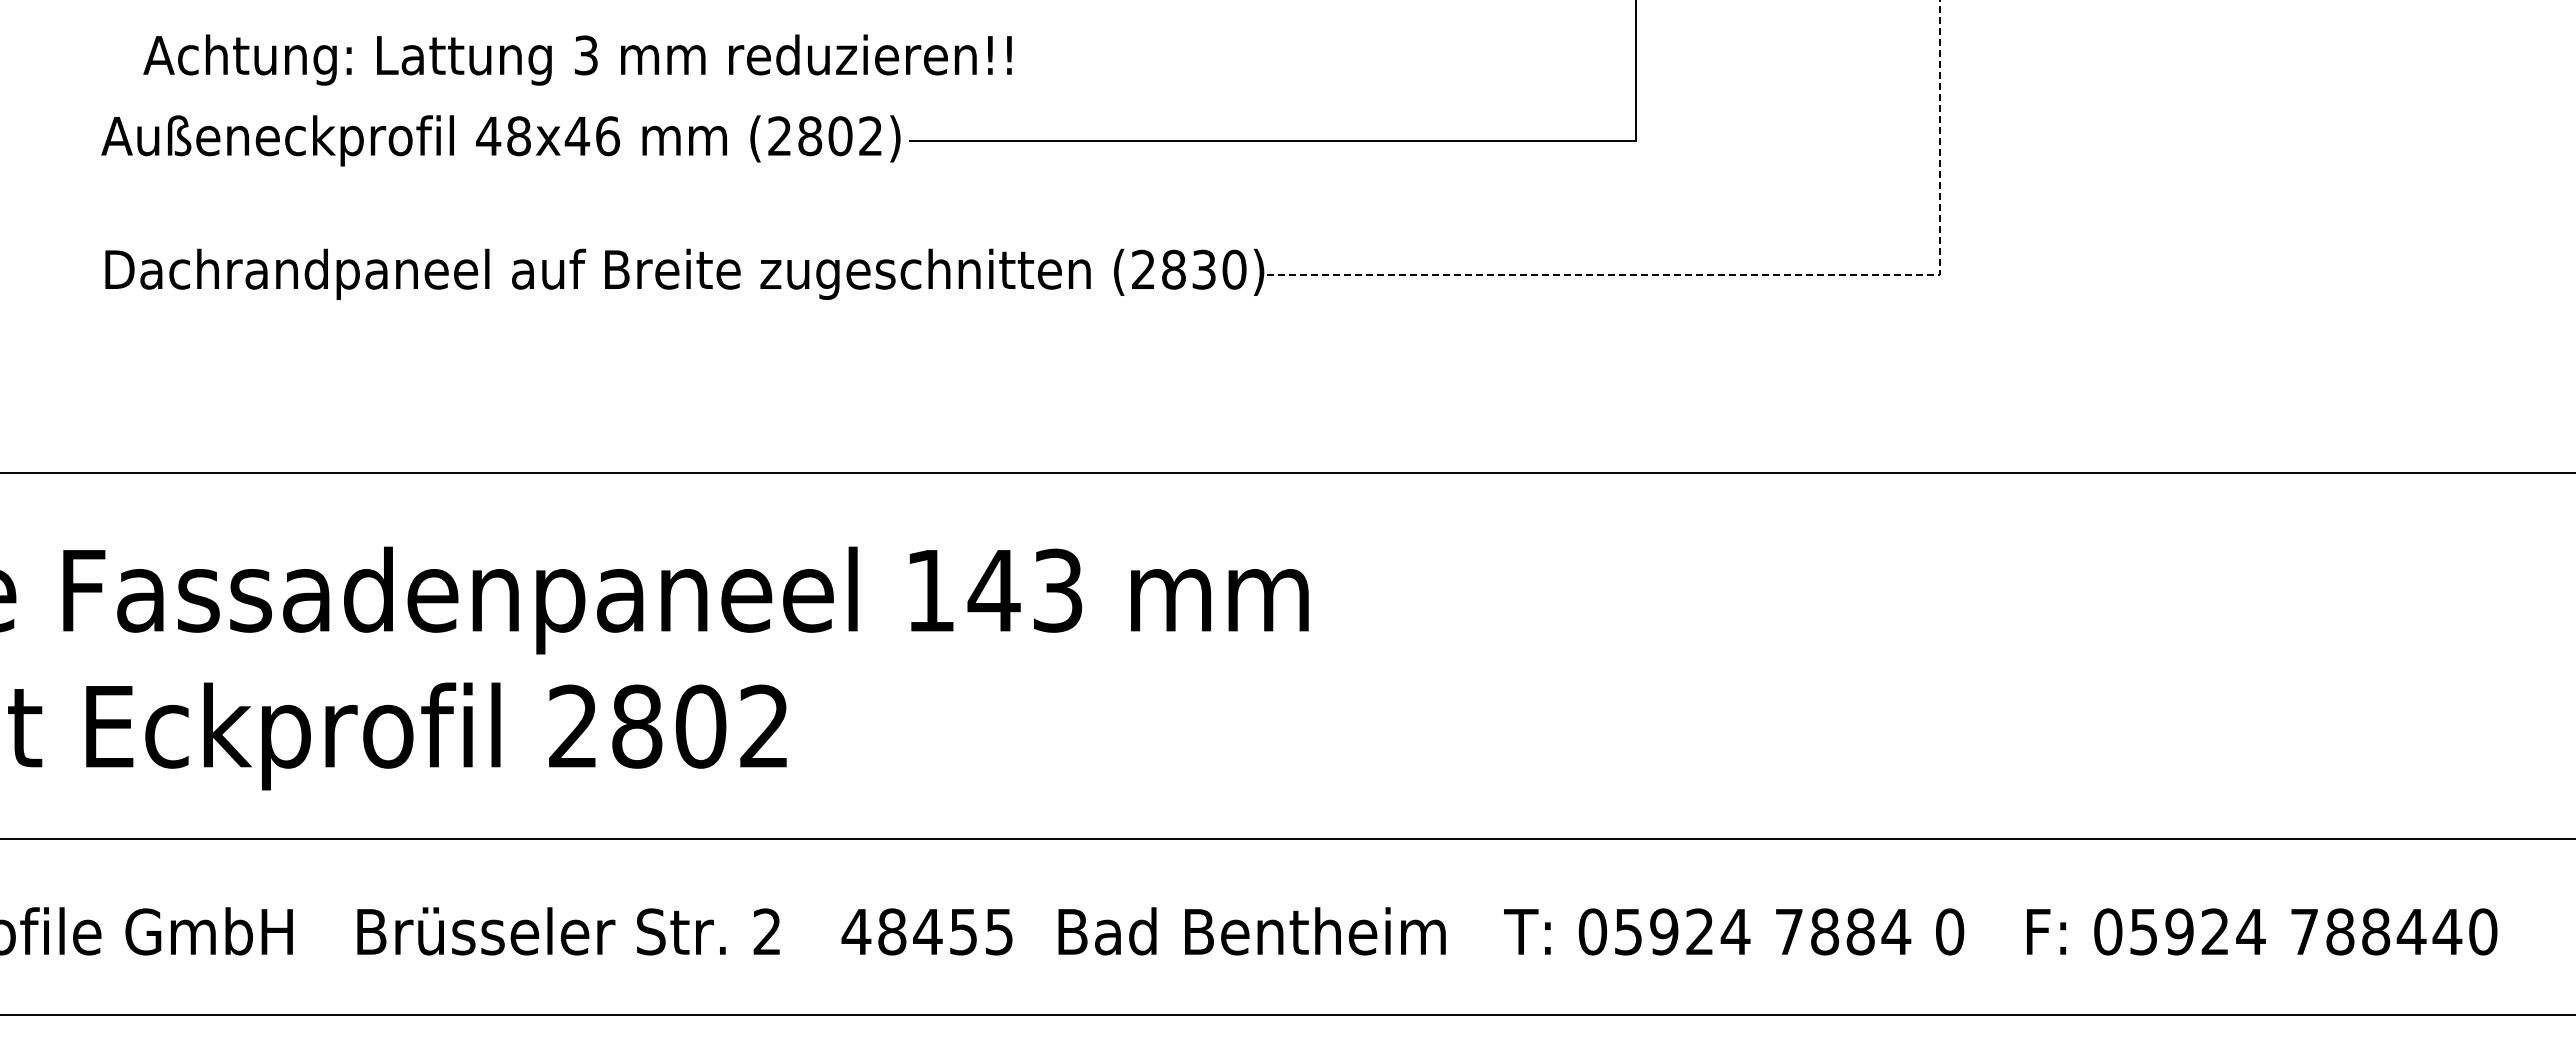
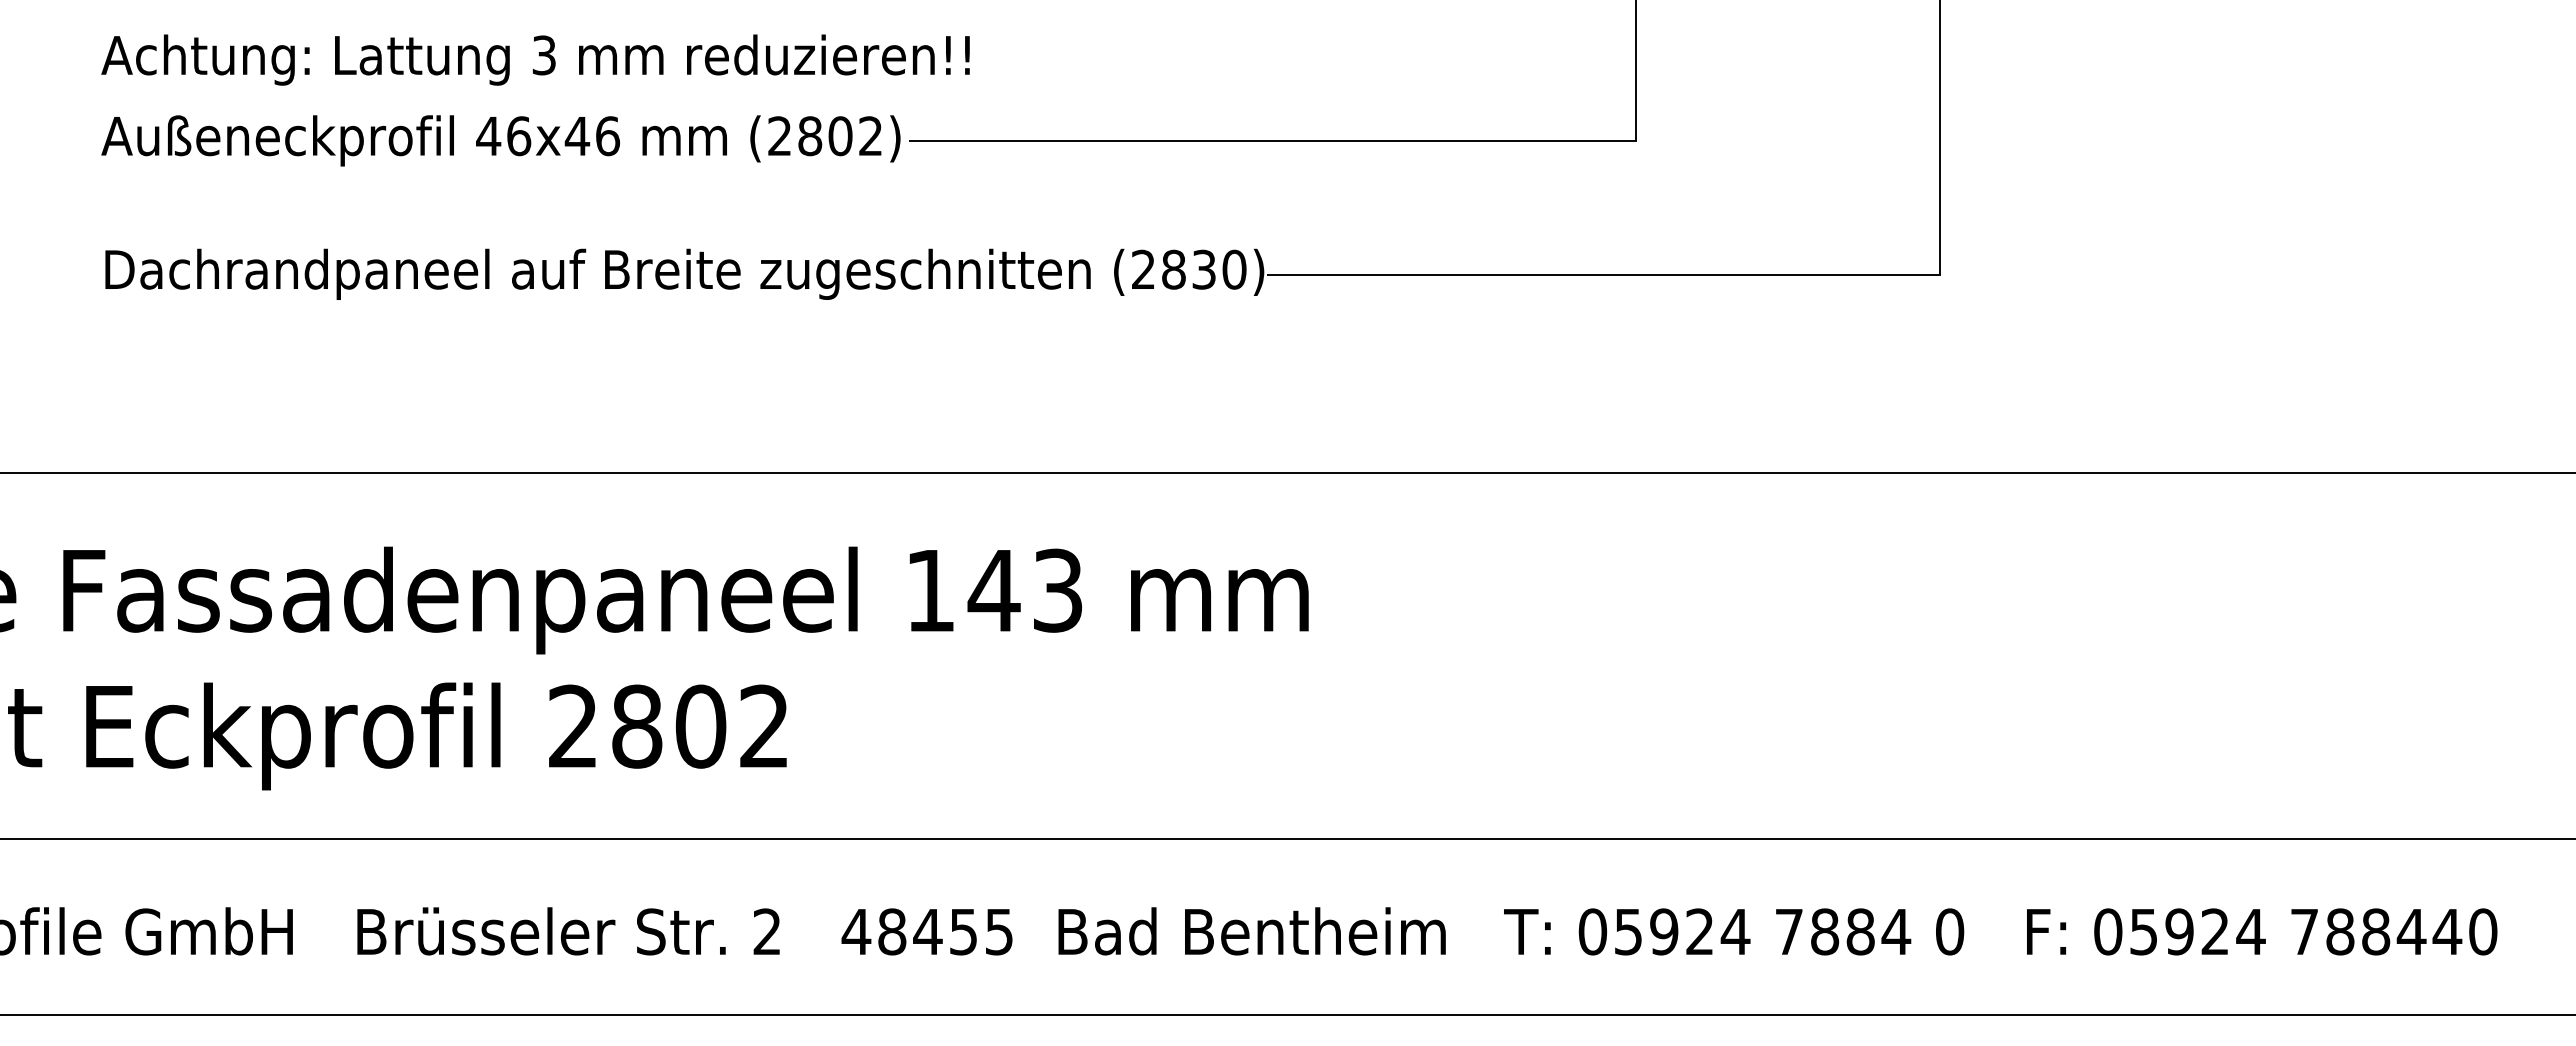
text position: (577, 59) -> (535, 59) (535, 59)
text: 48x46 -> 46x46 (519, 136)
line: dashed -> solid (1741, 274)
